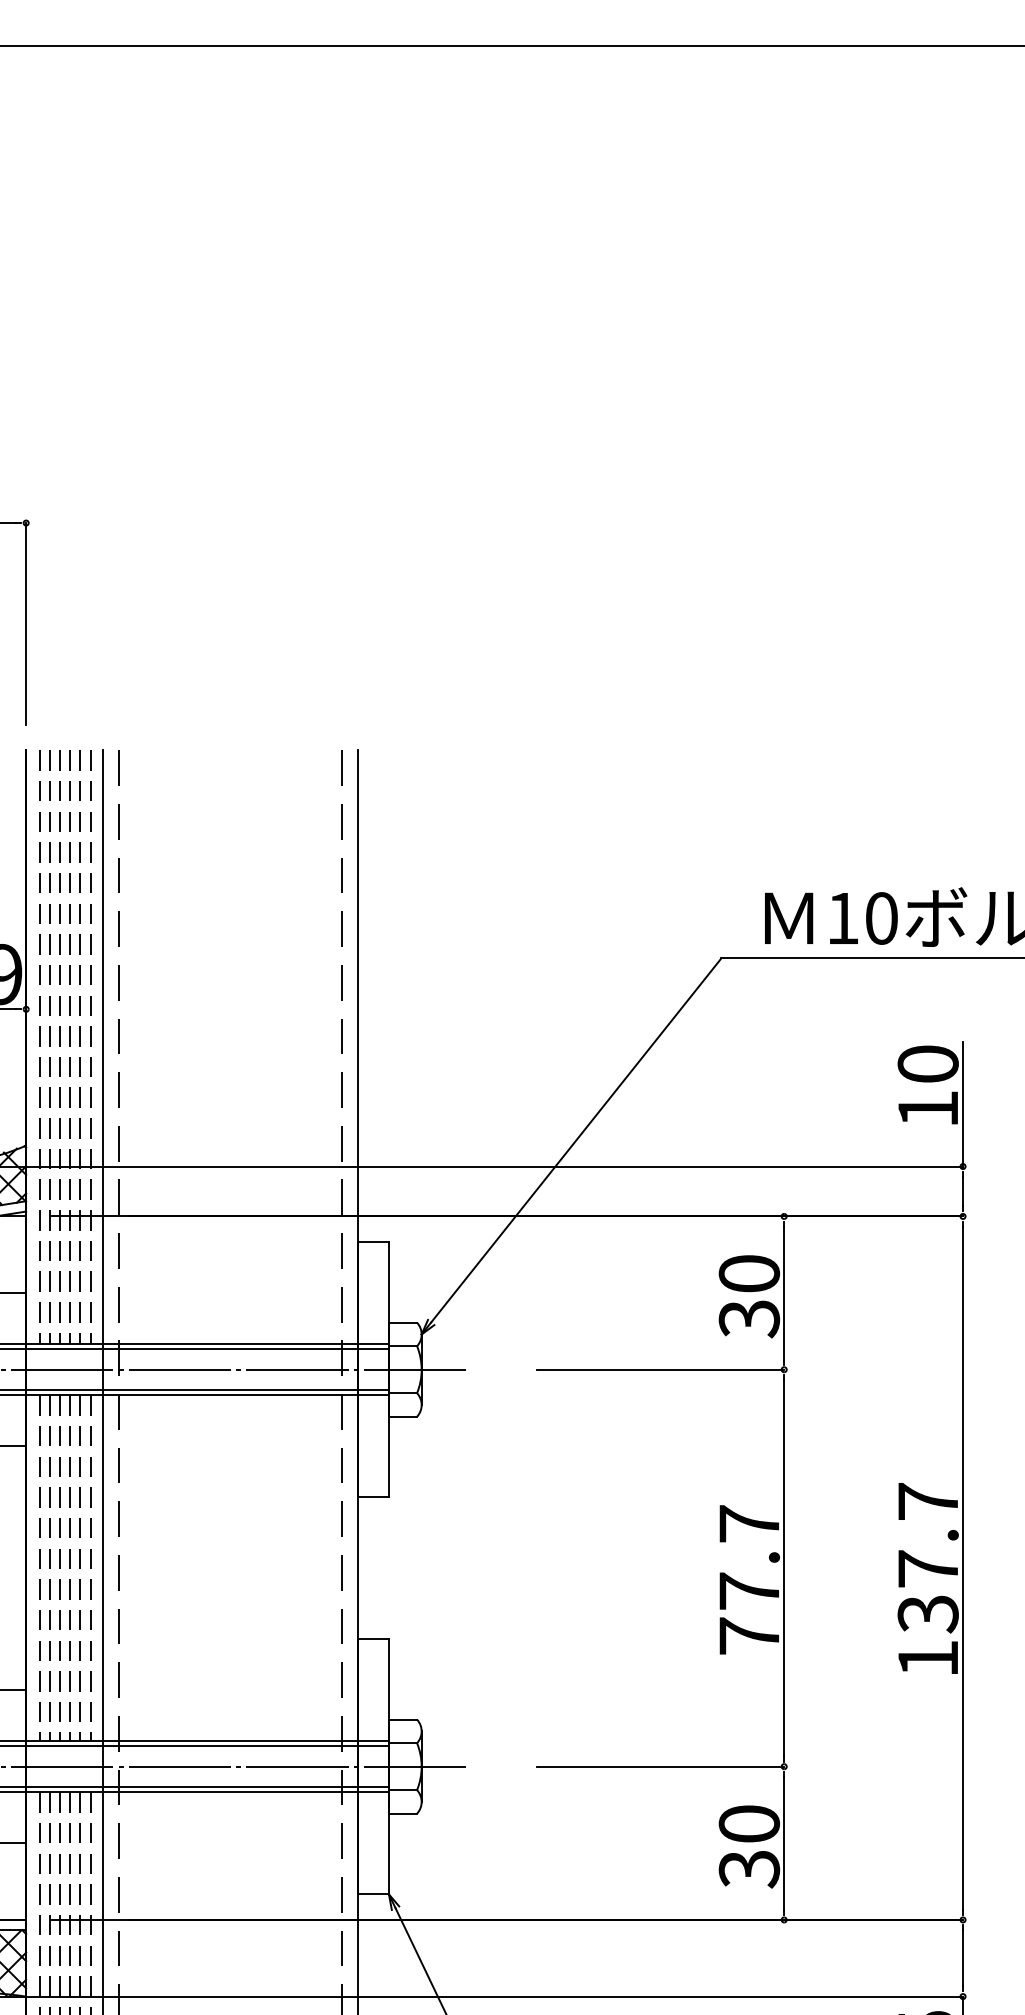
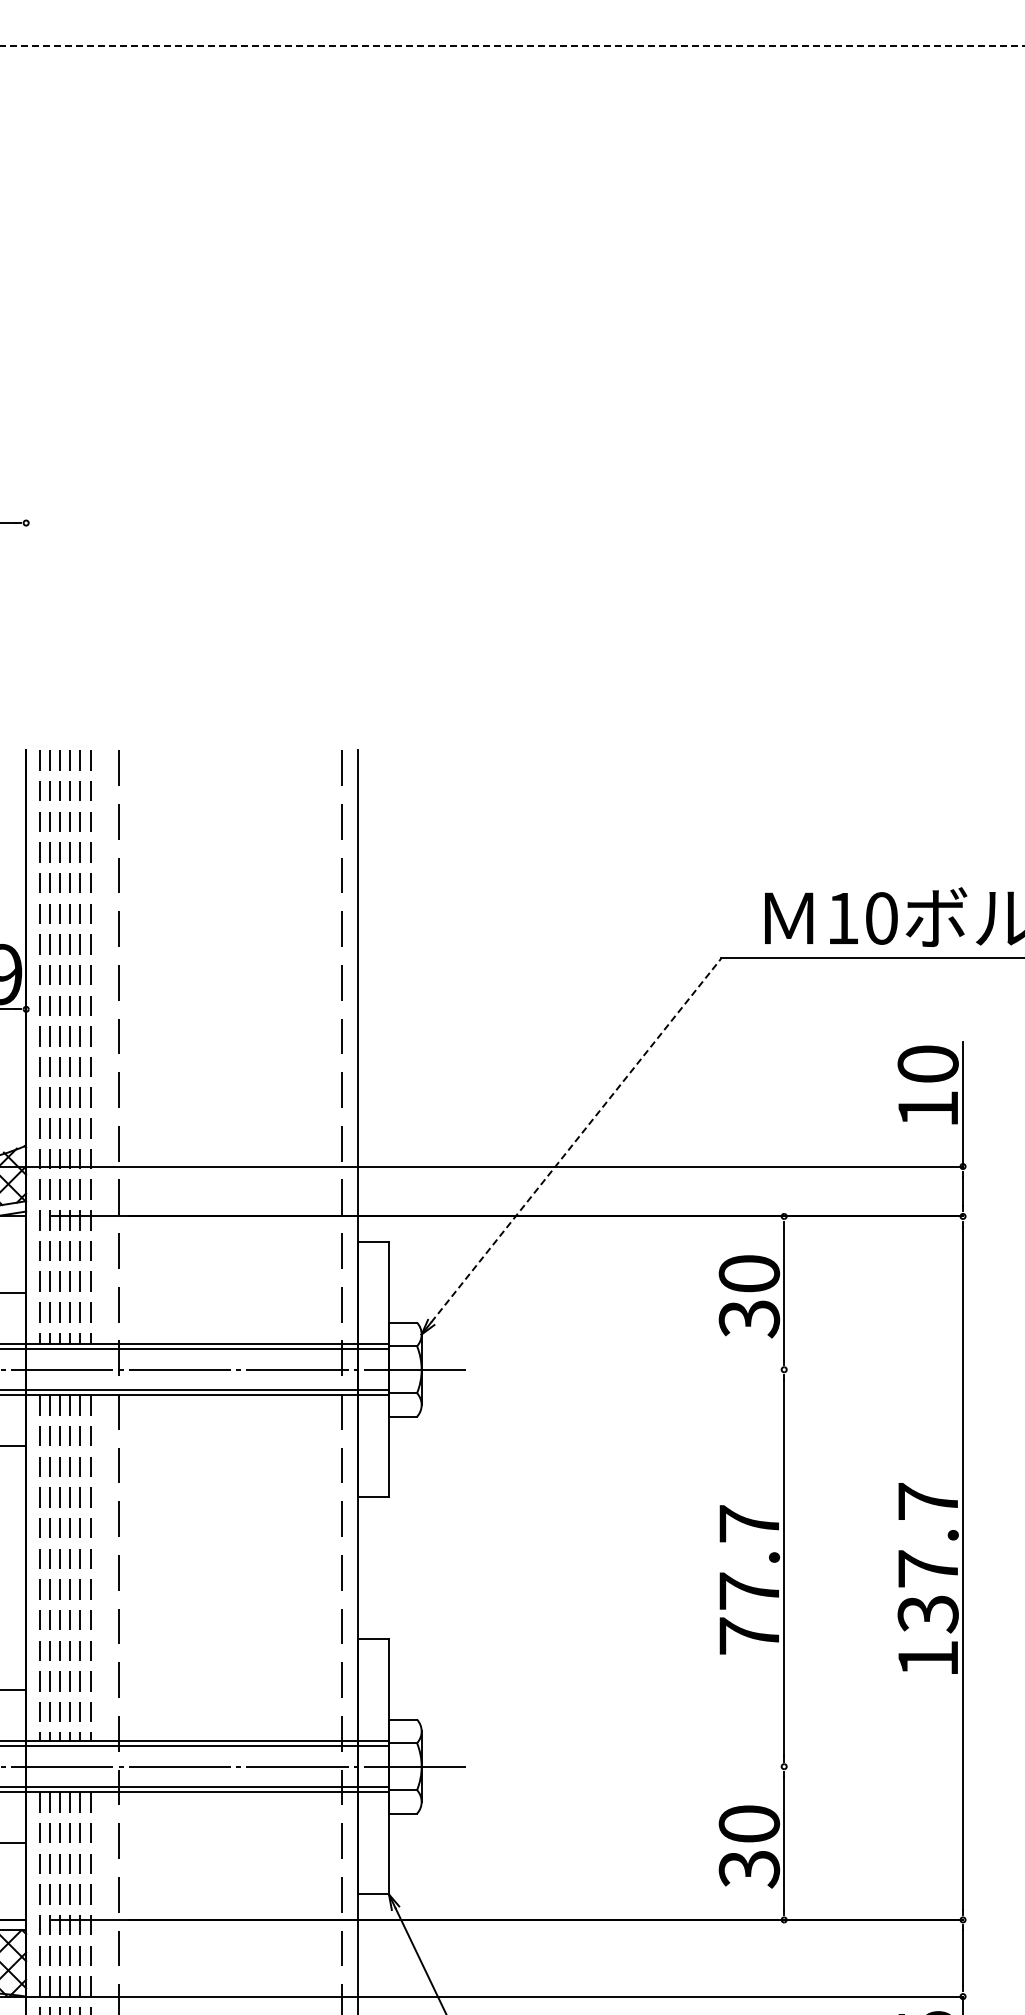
line: solid -> dashed (512, 45)
line: present -> none (26, 623)
line: solid -> dashed (576, 1140)
line: present -> none (660, 1369)
line: present -> none (102, 1380)
line: present -> none (660, 1766)
